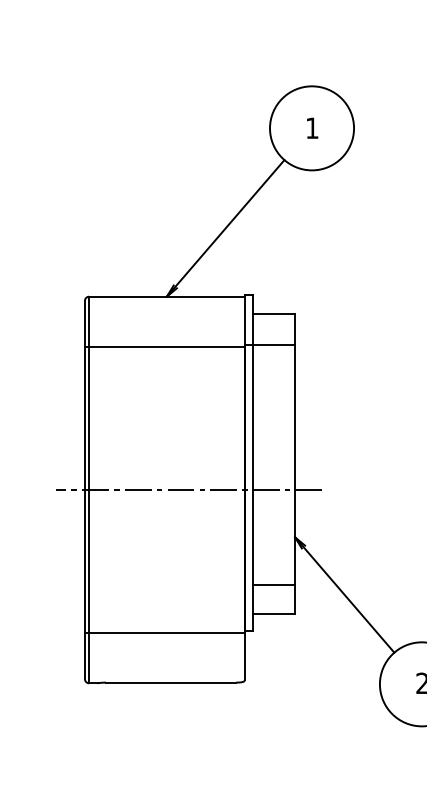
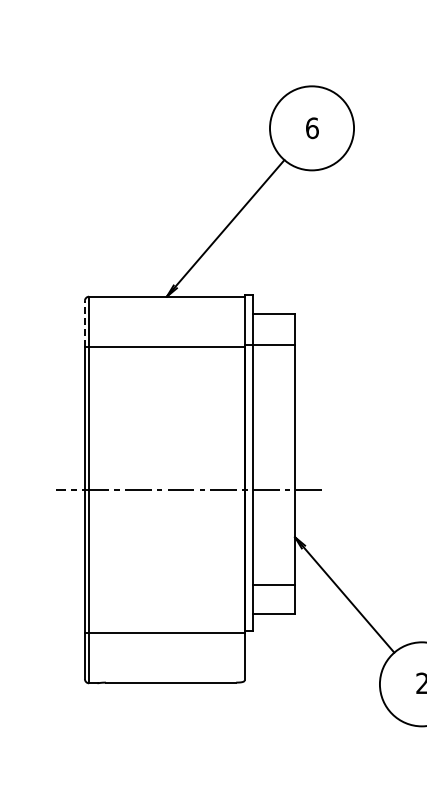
text: 1 -> 6 (312, 128)
line: solid -> dashed (84, 323)
